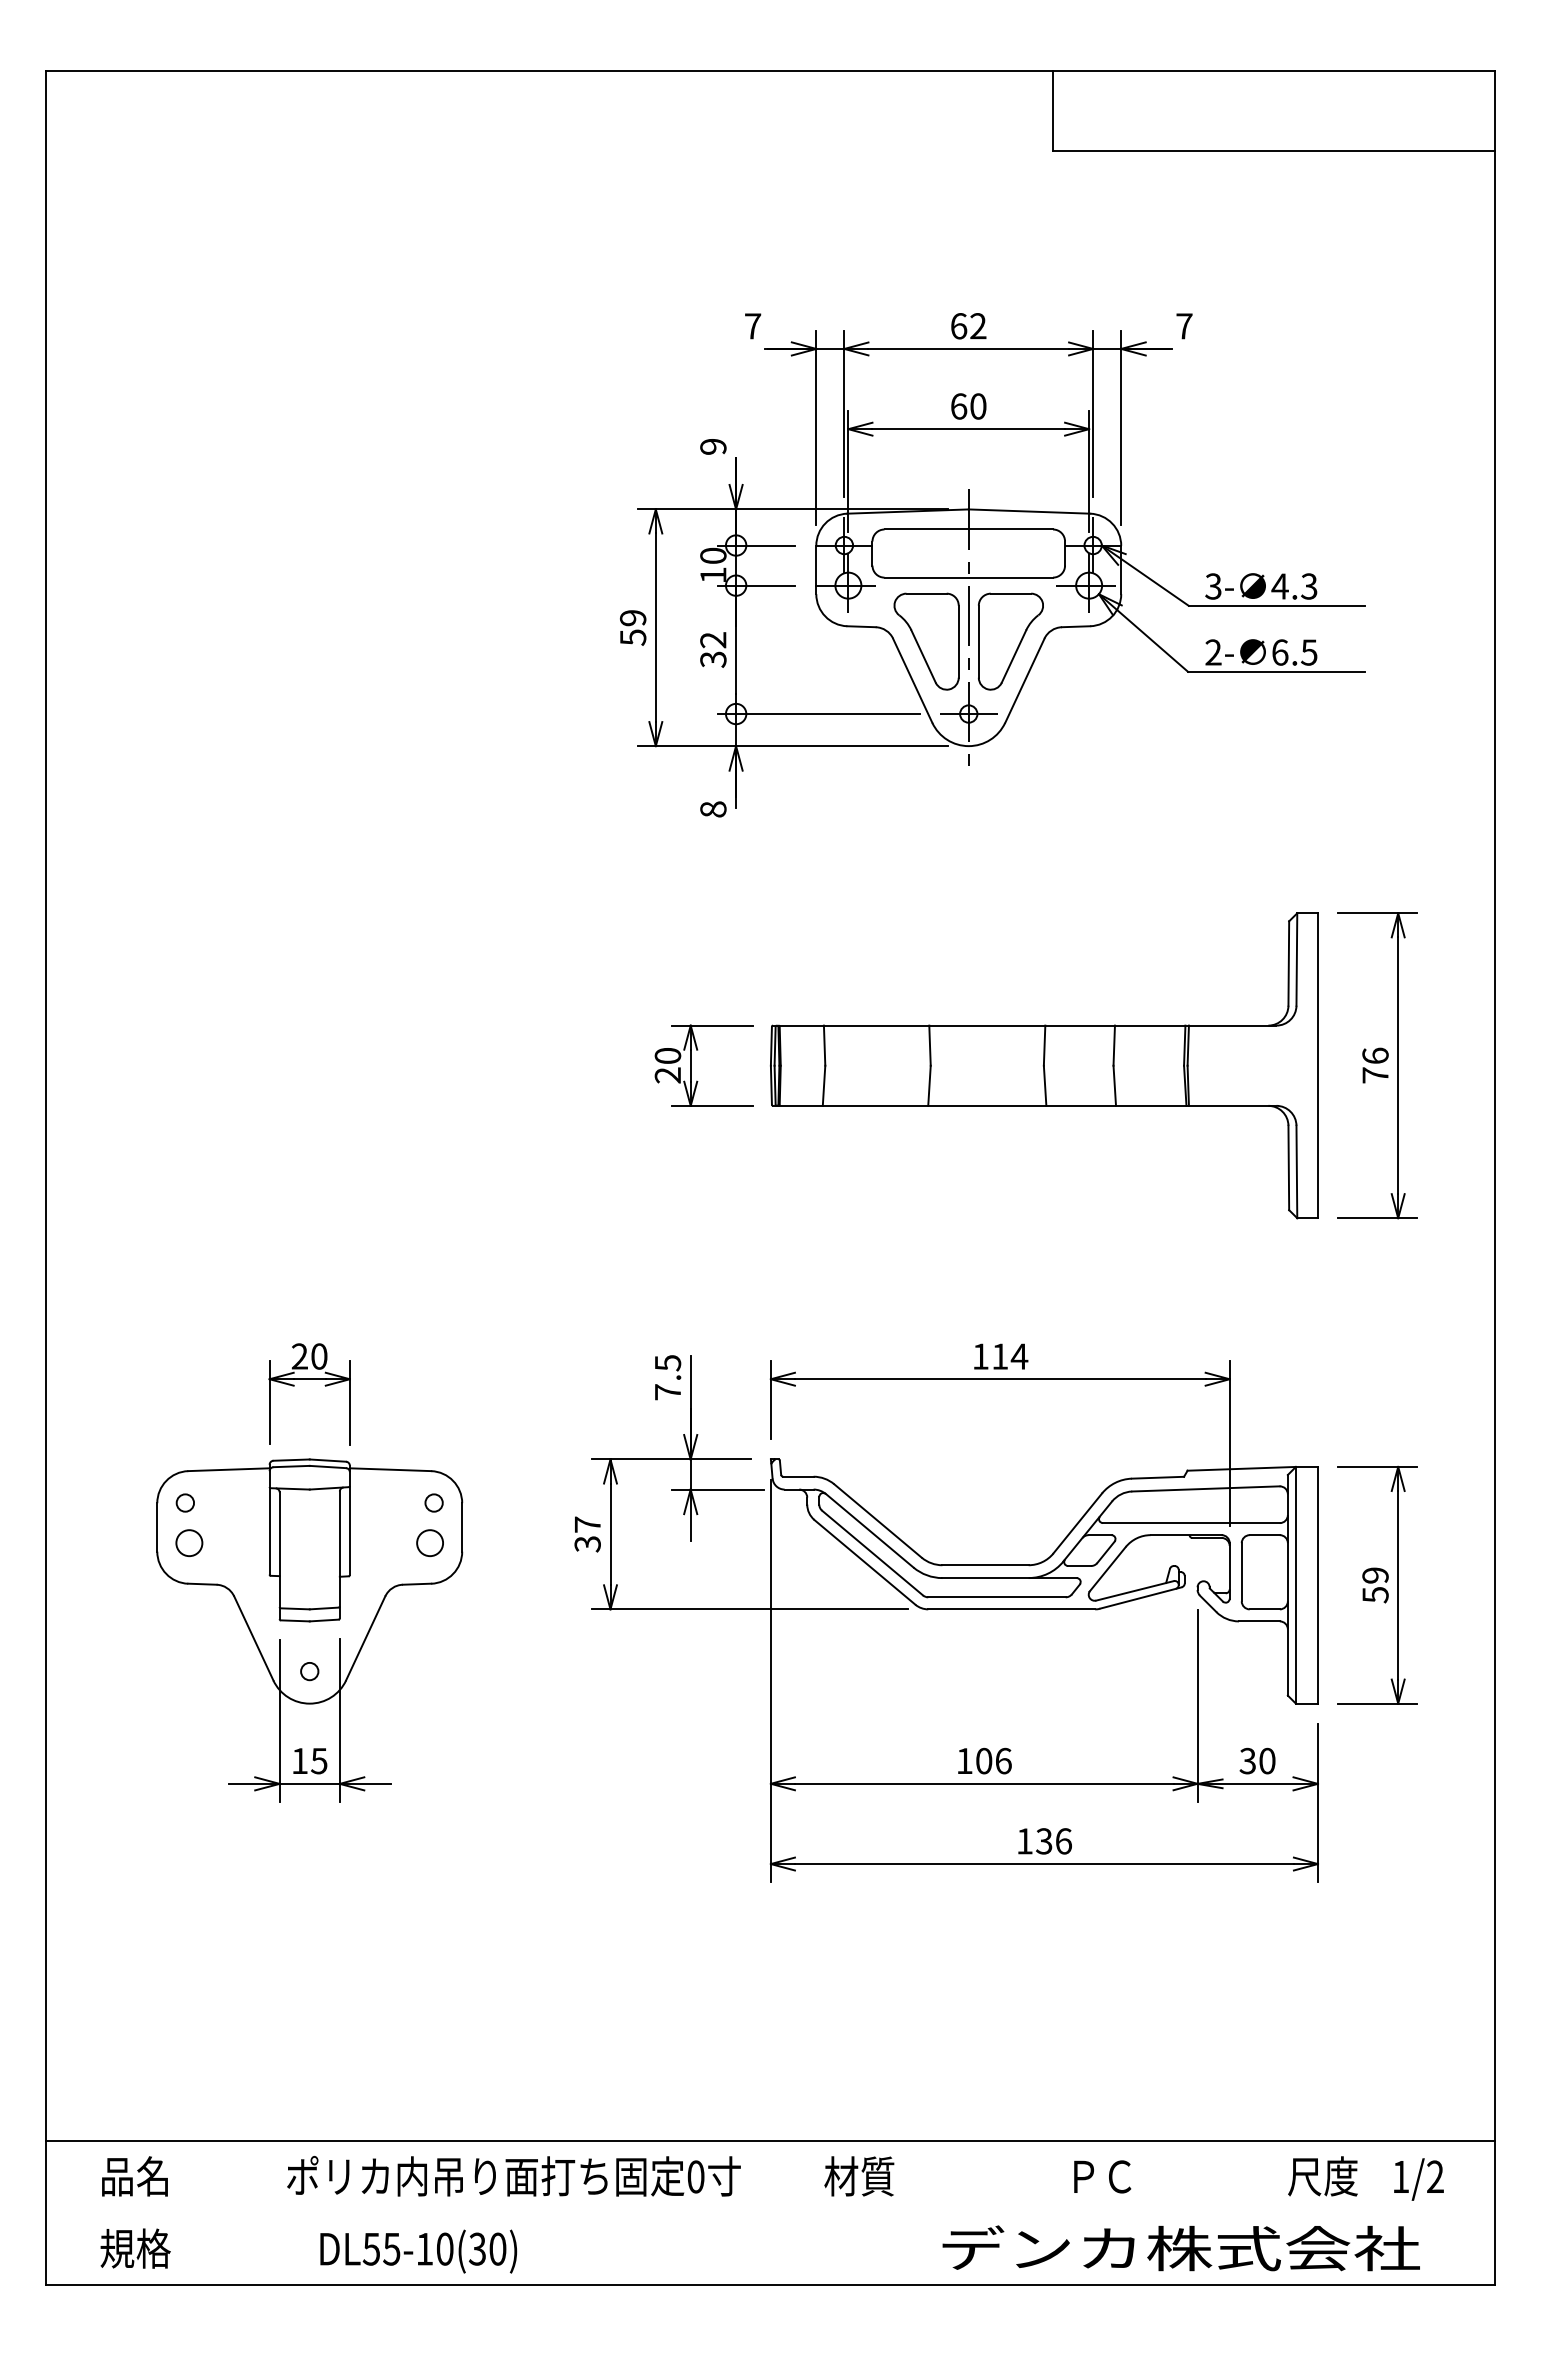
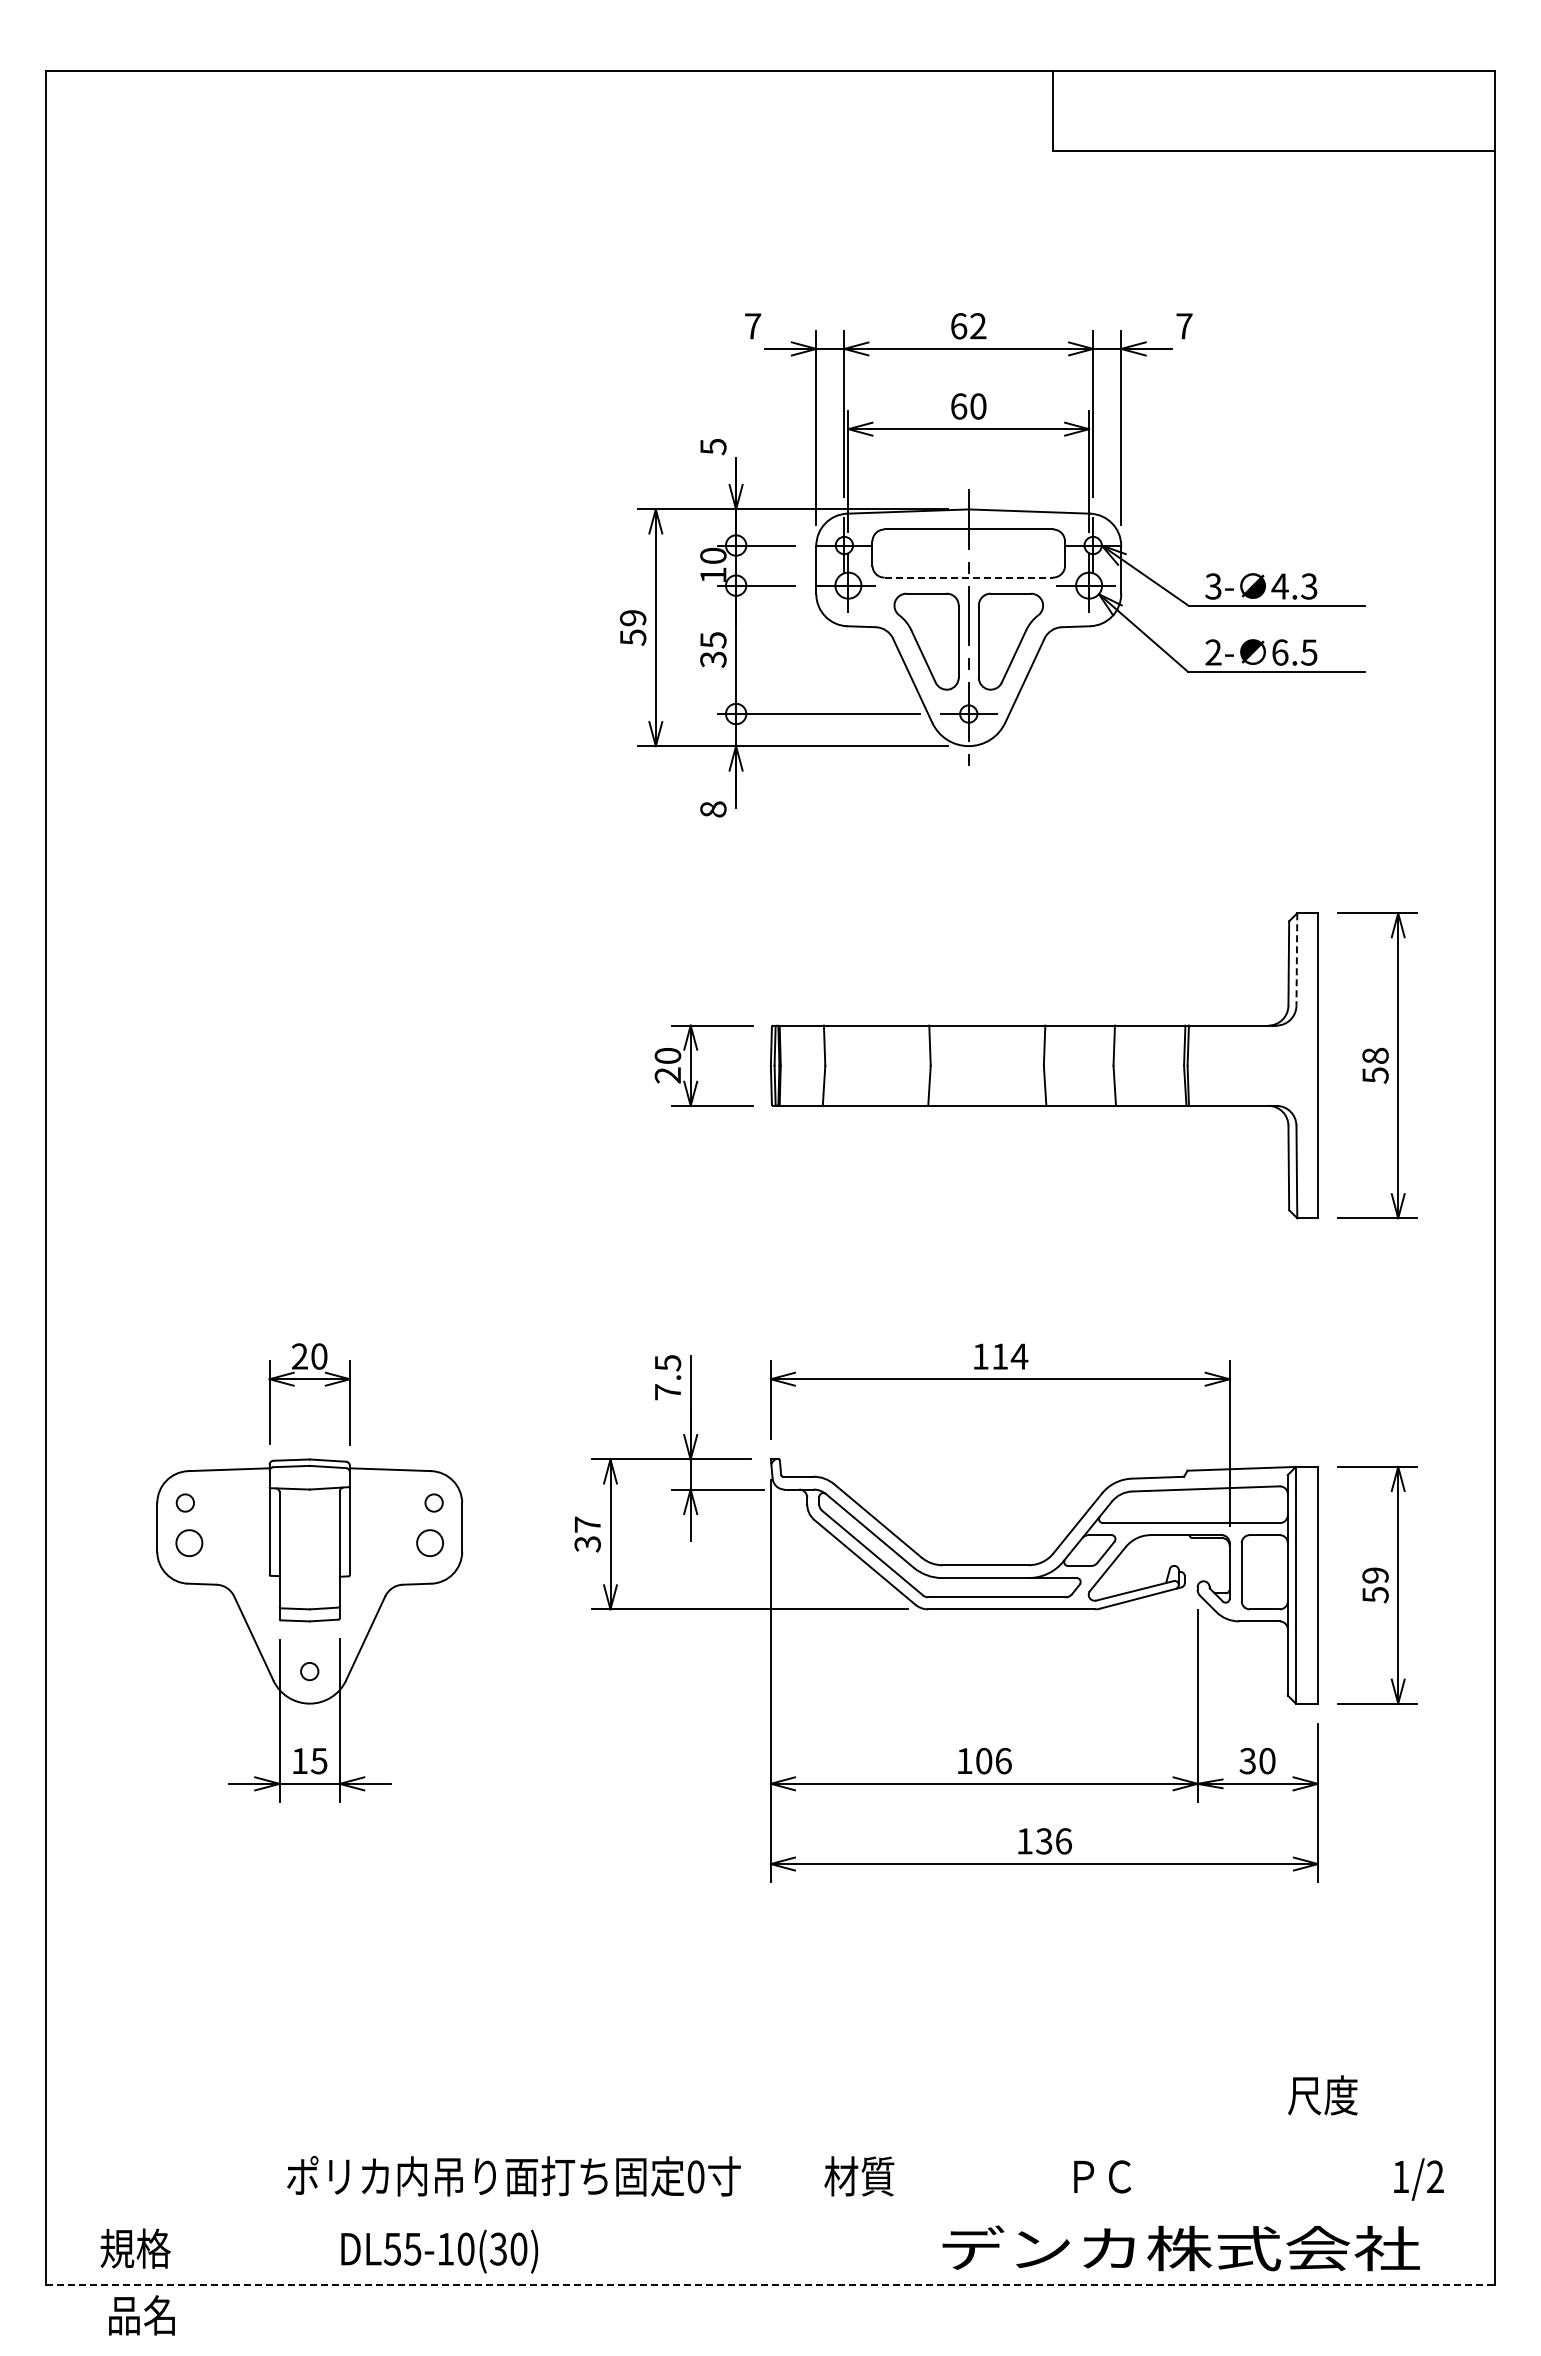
text: 9 -> 5 (713, 447)
line: solid -> dashed (969, 577)
text: 32 -> 35 (713, 640)
line: solid -> dashed (1296, 960)
text: 76 -> 58 (1375, 1065)
line: present -> none (770, 2140)
text position: (134, 2176) -> (141, 2315) (141, 2315)
text position: (1322, 2176) -> (1322, 2095) (1322, 2095)
text position: (418, 2251) -> (439, 2251) (439, 2251)
line: solid -> dashed (770, 2285)
